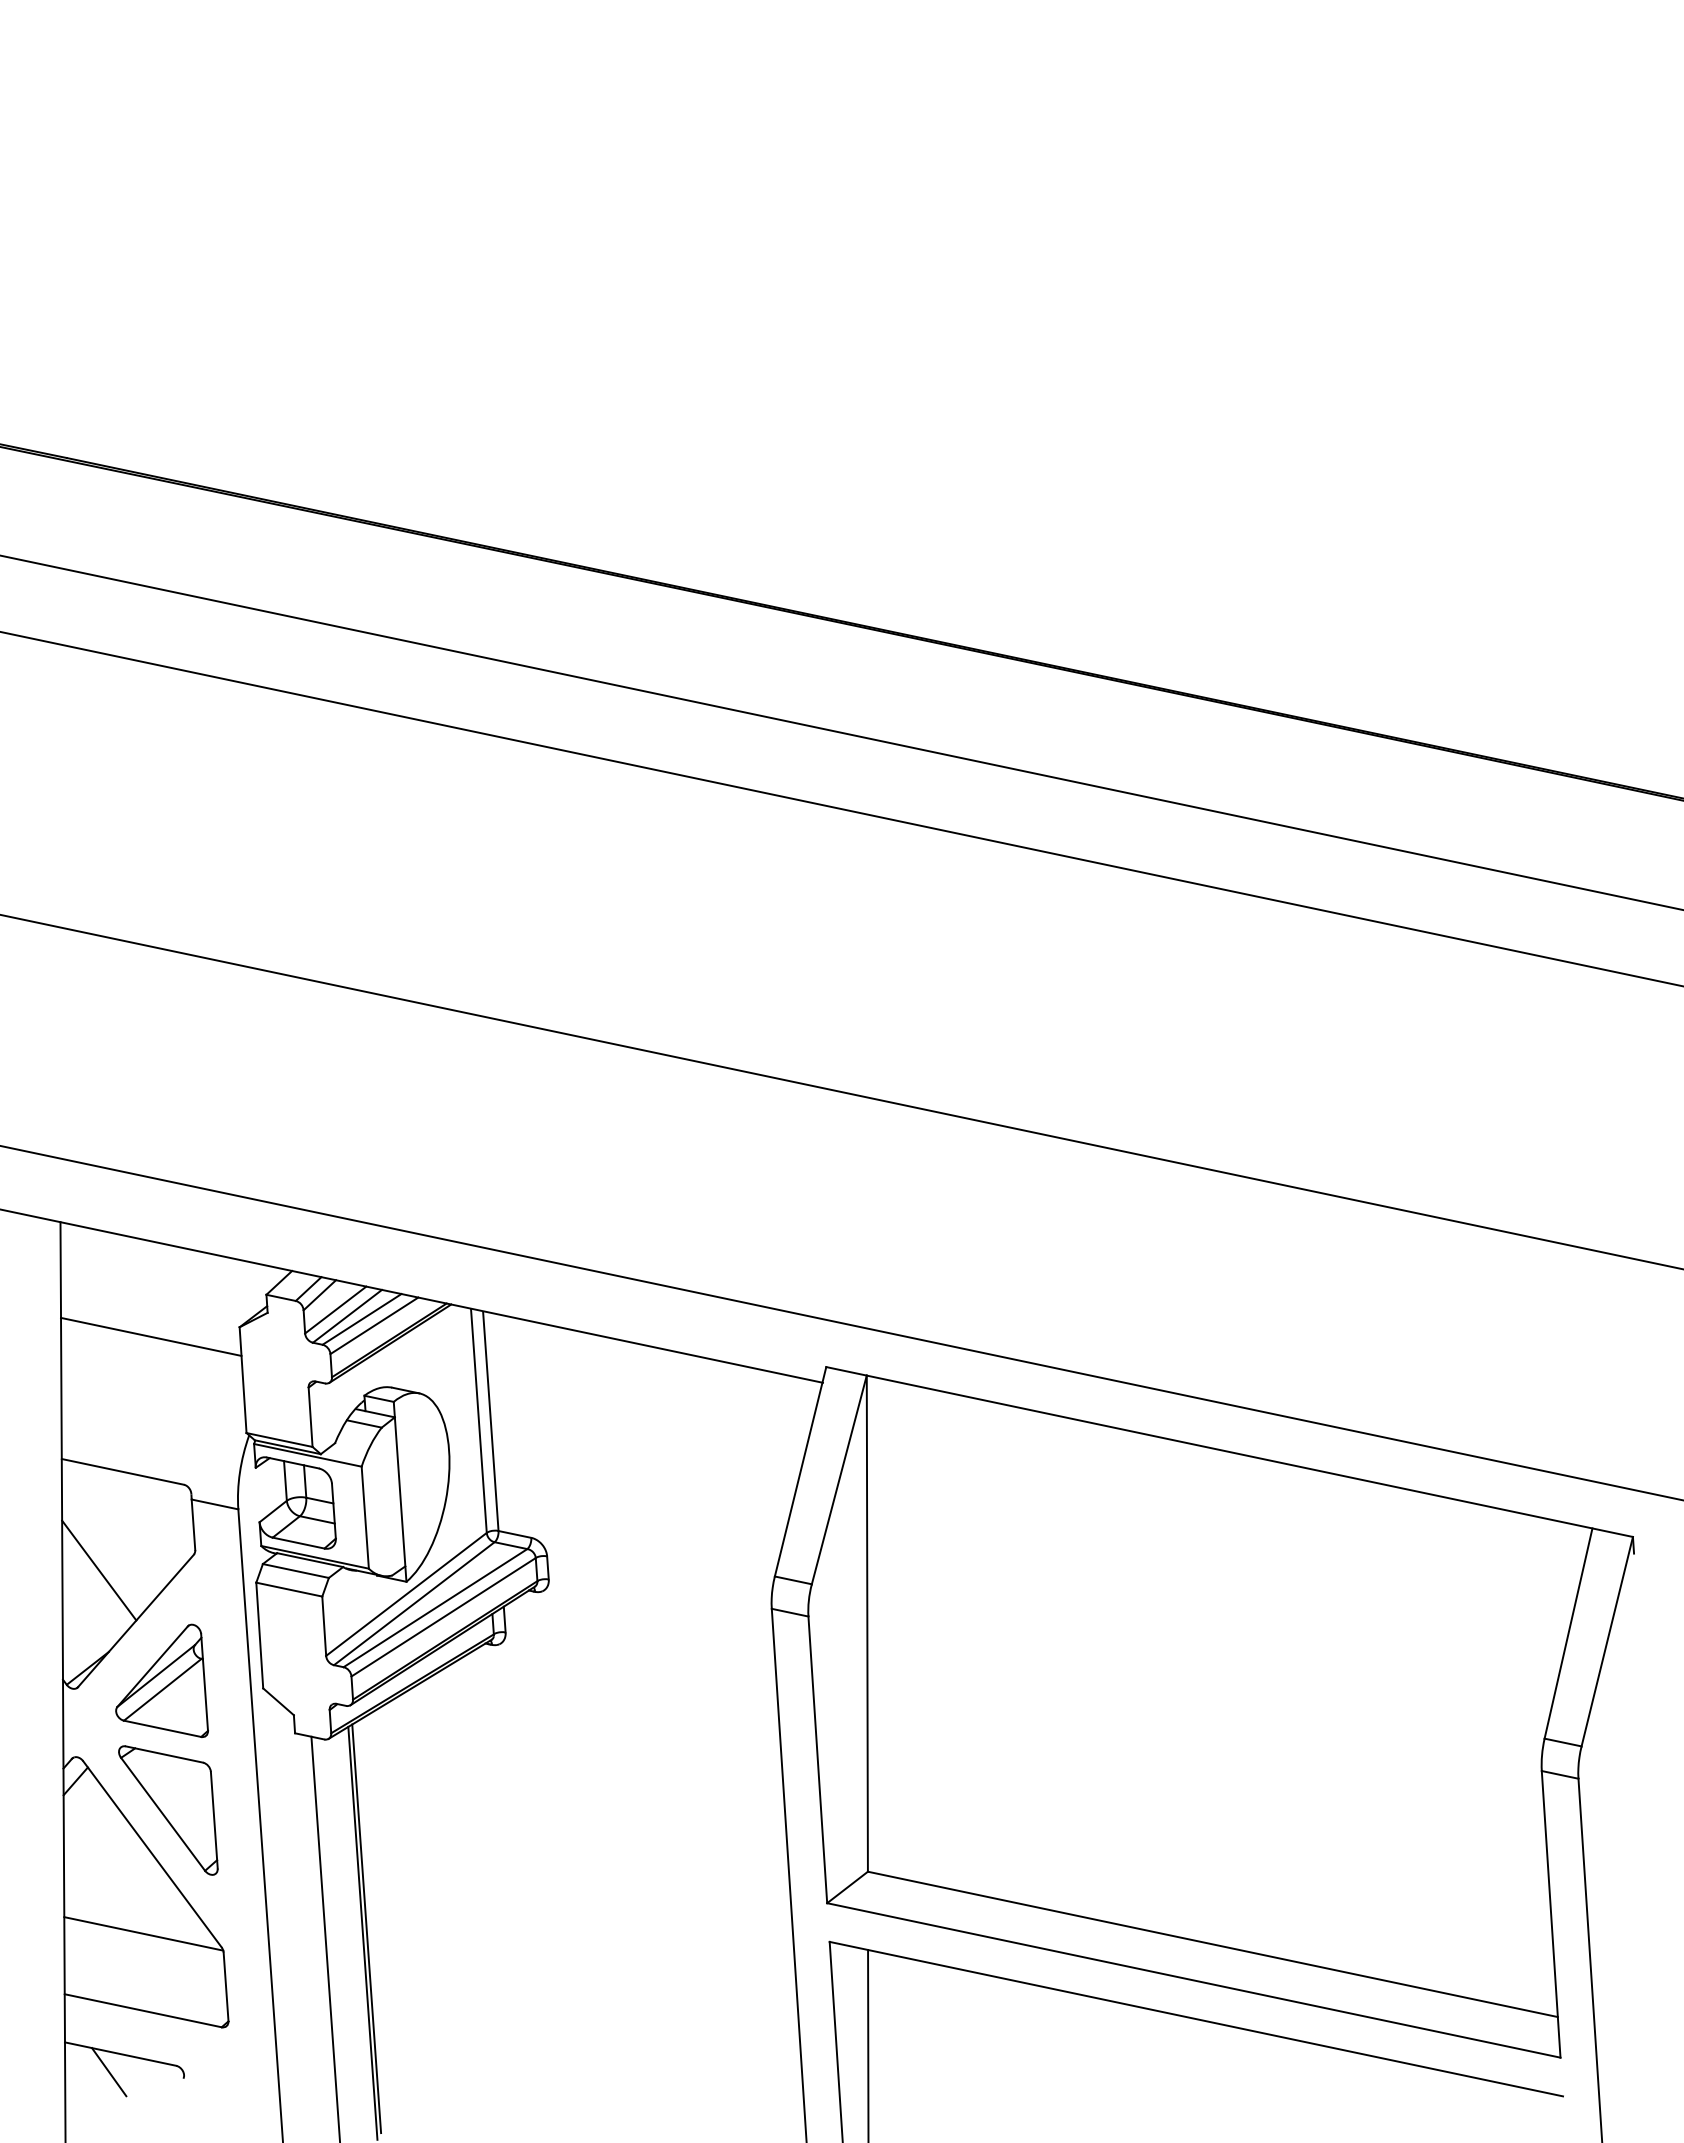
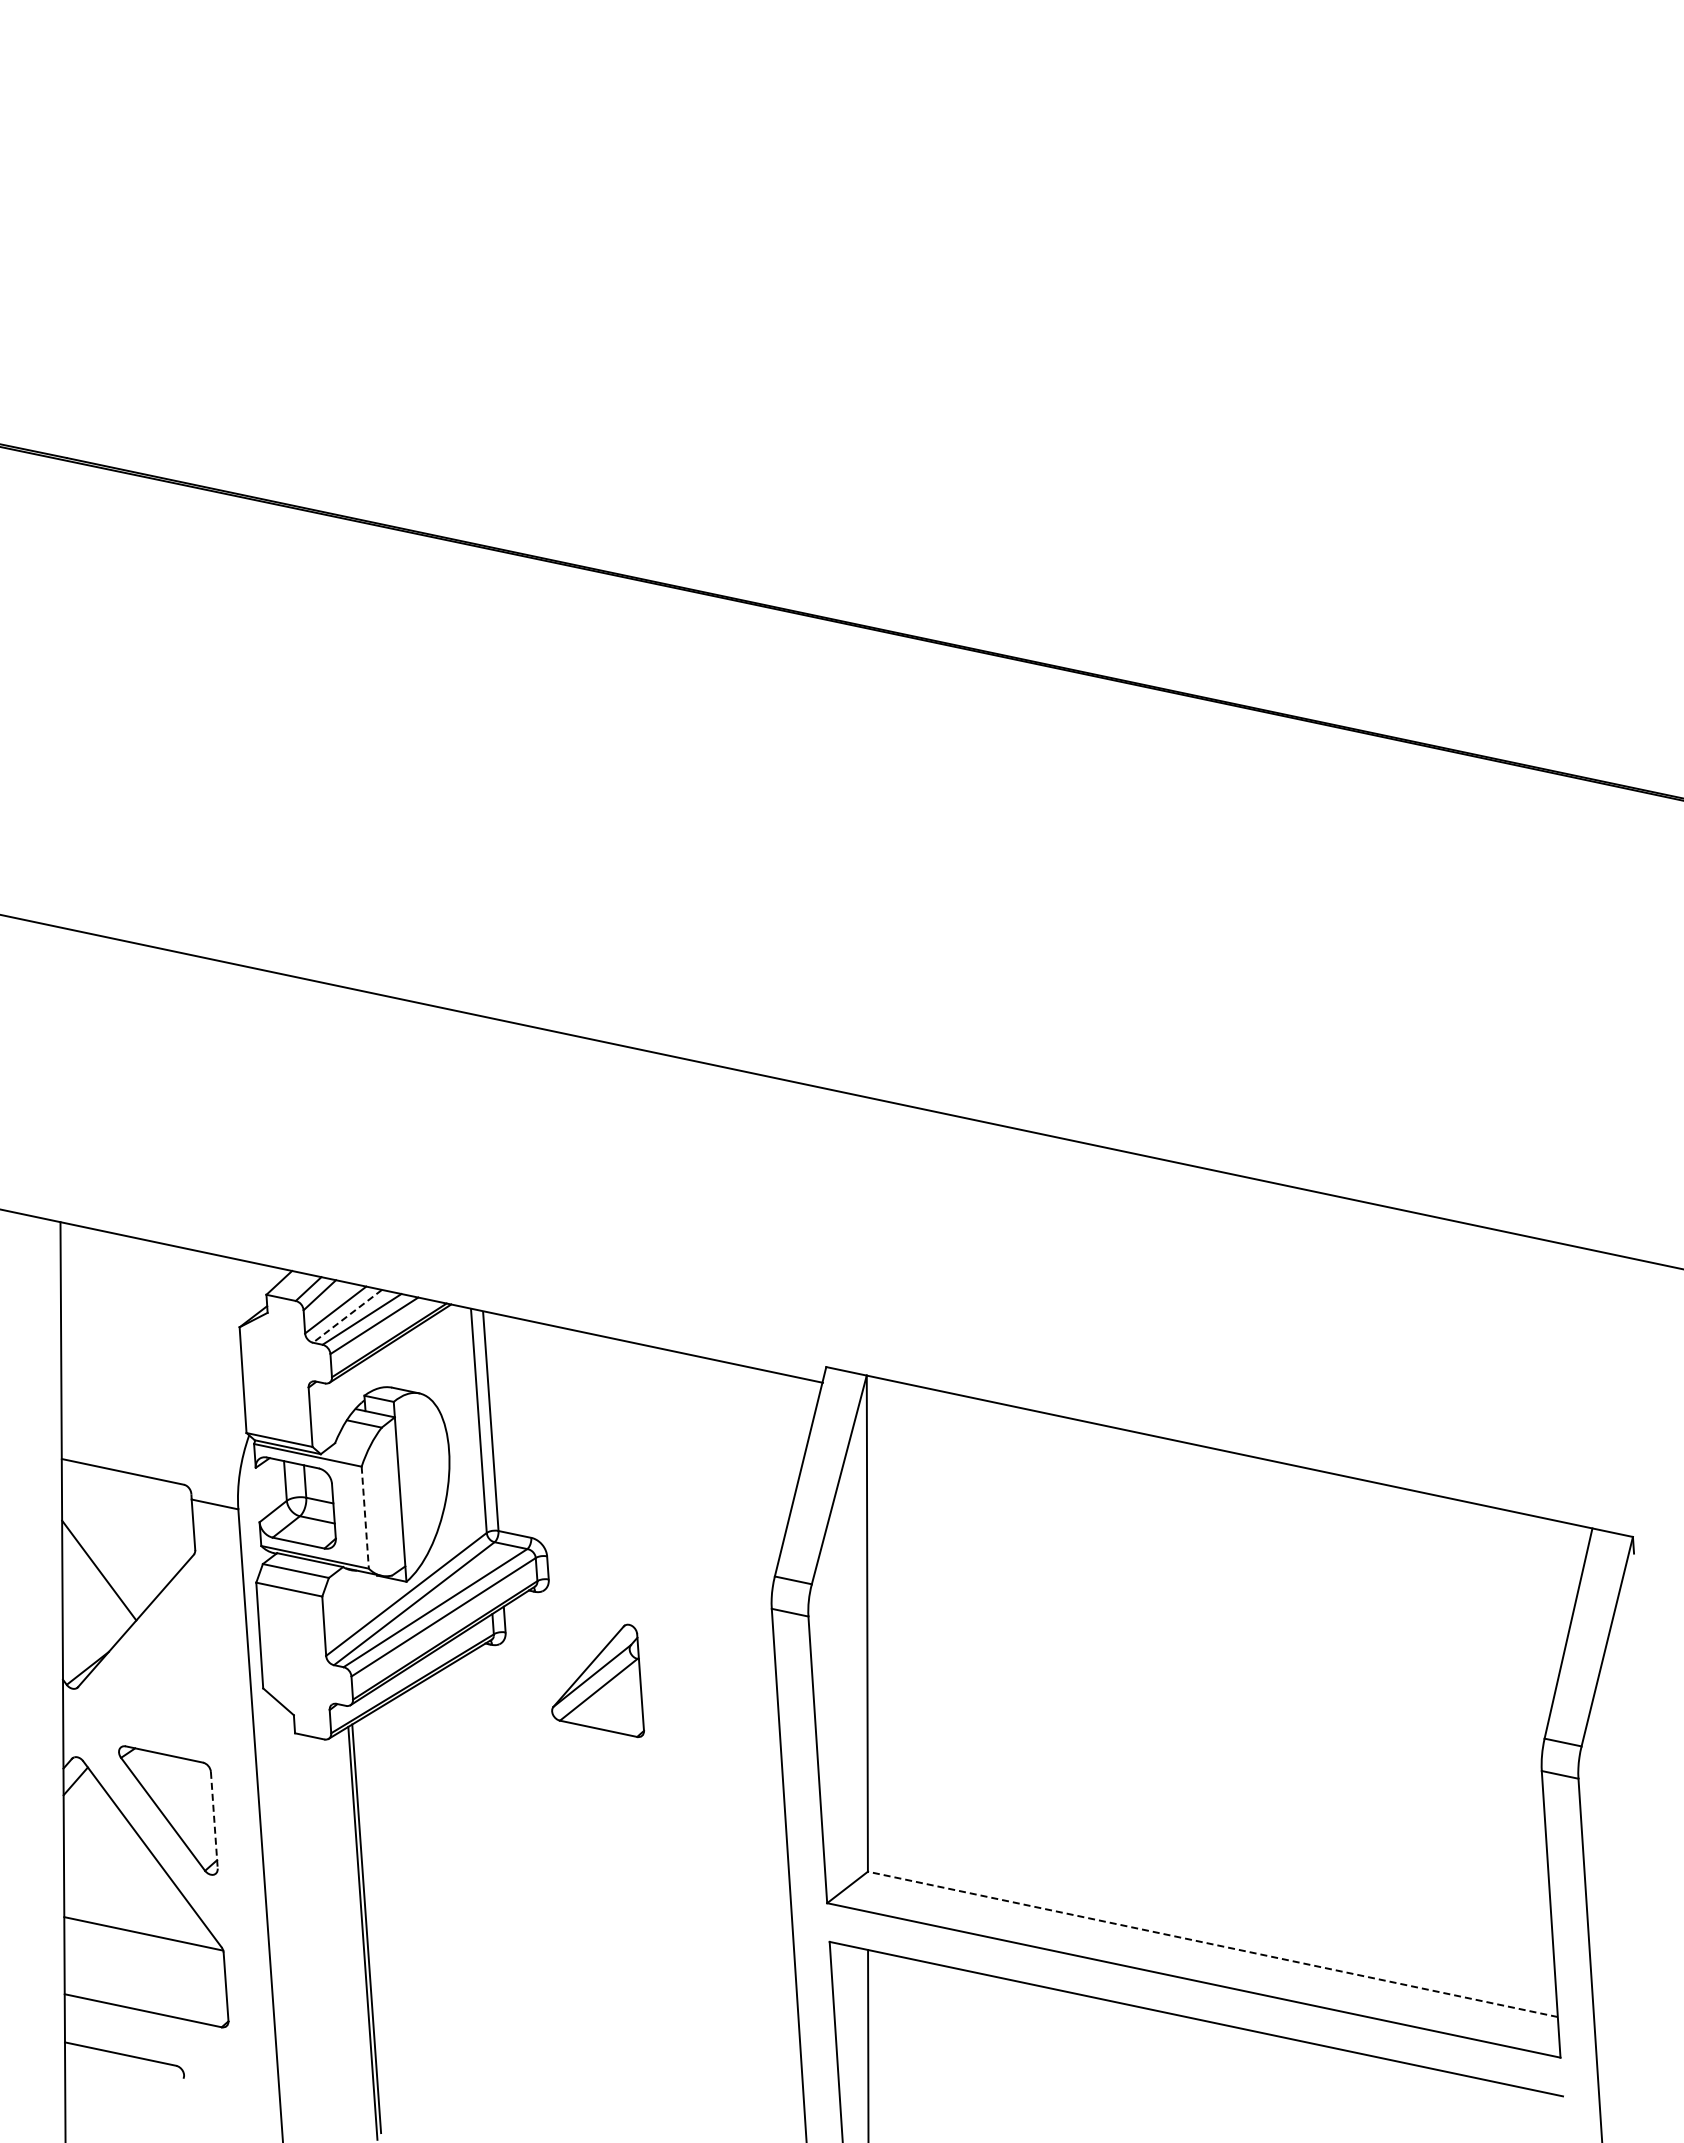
line: present -> none (841, 732)
line: present -> none (841, 808)
line: solid -> dashed (347, 1316)
line: present -> none (841, 1322)
line: present -> none (151, 1336)
line: solid -> dashed (365, 1518)
part position: (161, 1680) -> (597, 1680) (597, 1680)
line: solid -> dashed (214, 1820)
line: present -> none (325, 1937)
line: solid -> dashed (1212, 1944)
line: present -> none (109, 2072)
